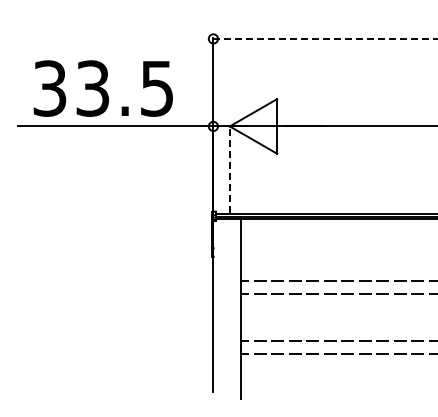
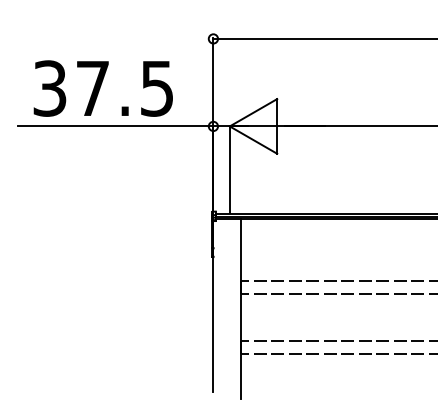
line: dashed -> solid (325, 38)
text: 33.5 -> 37.5 (92, 88)
line: dashed -> solid (229, 169)
